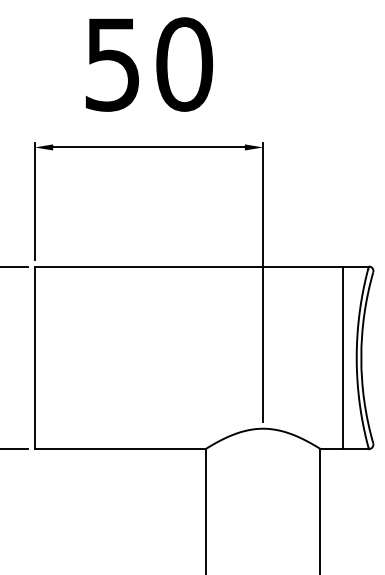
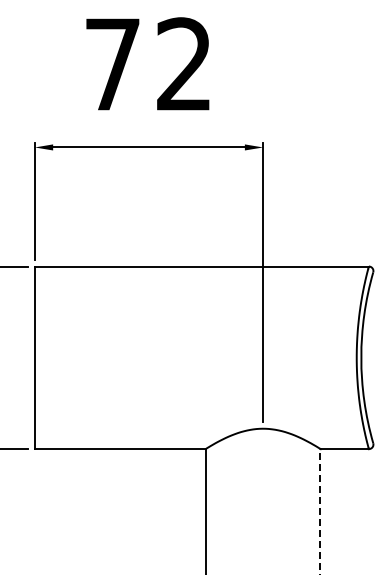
text: 50 -> 72 (148, 64)
line: present -> none (343, 357)
line: solid -> dashed (320, 511)
